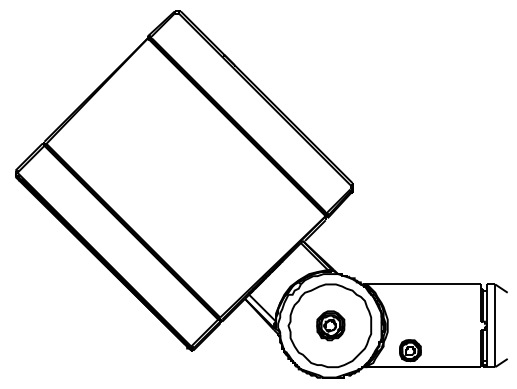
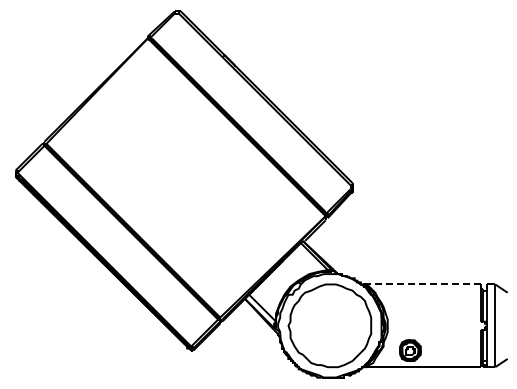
line: solid -> dashed (422, 284)
part: present -> none (330, 325)
